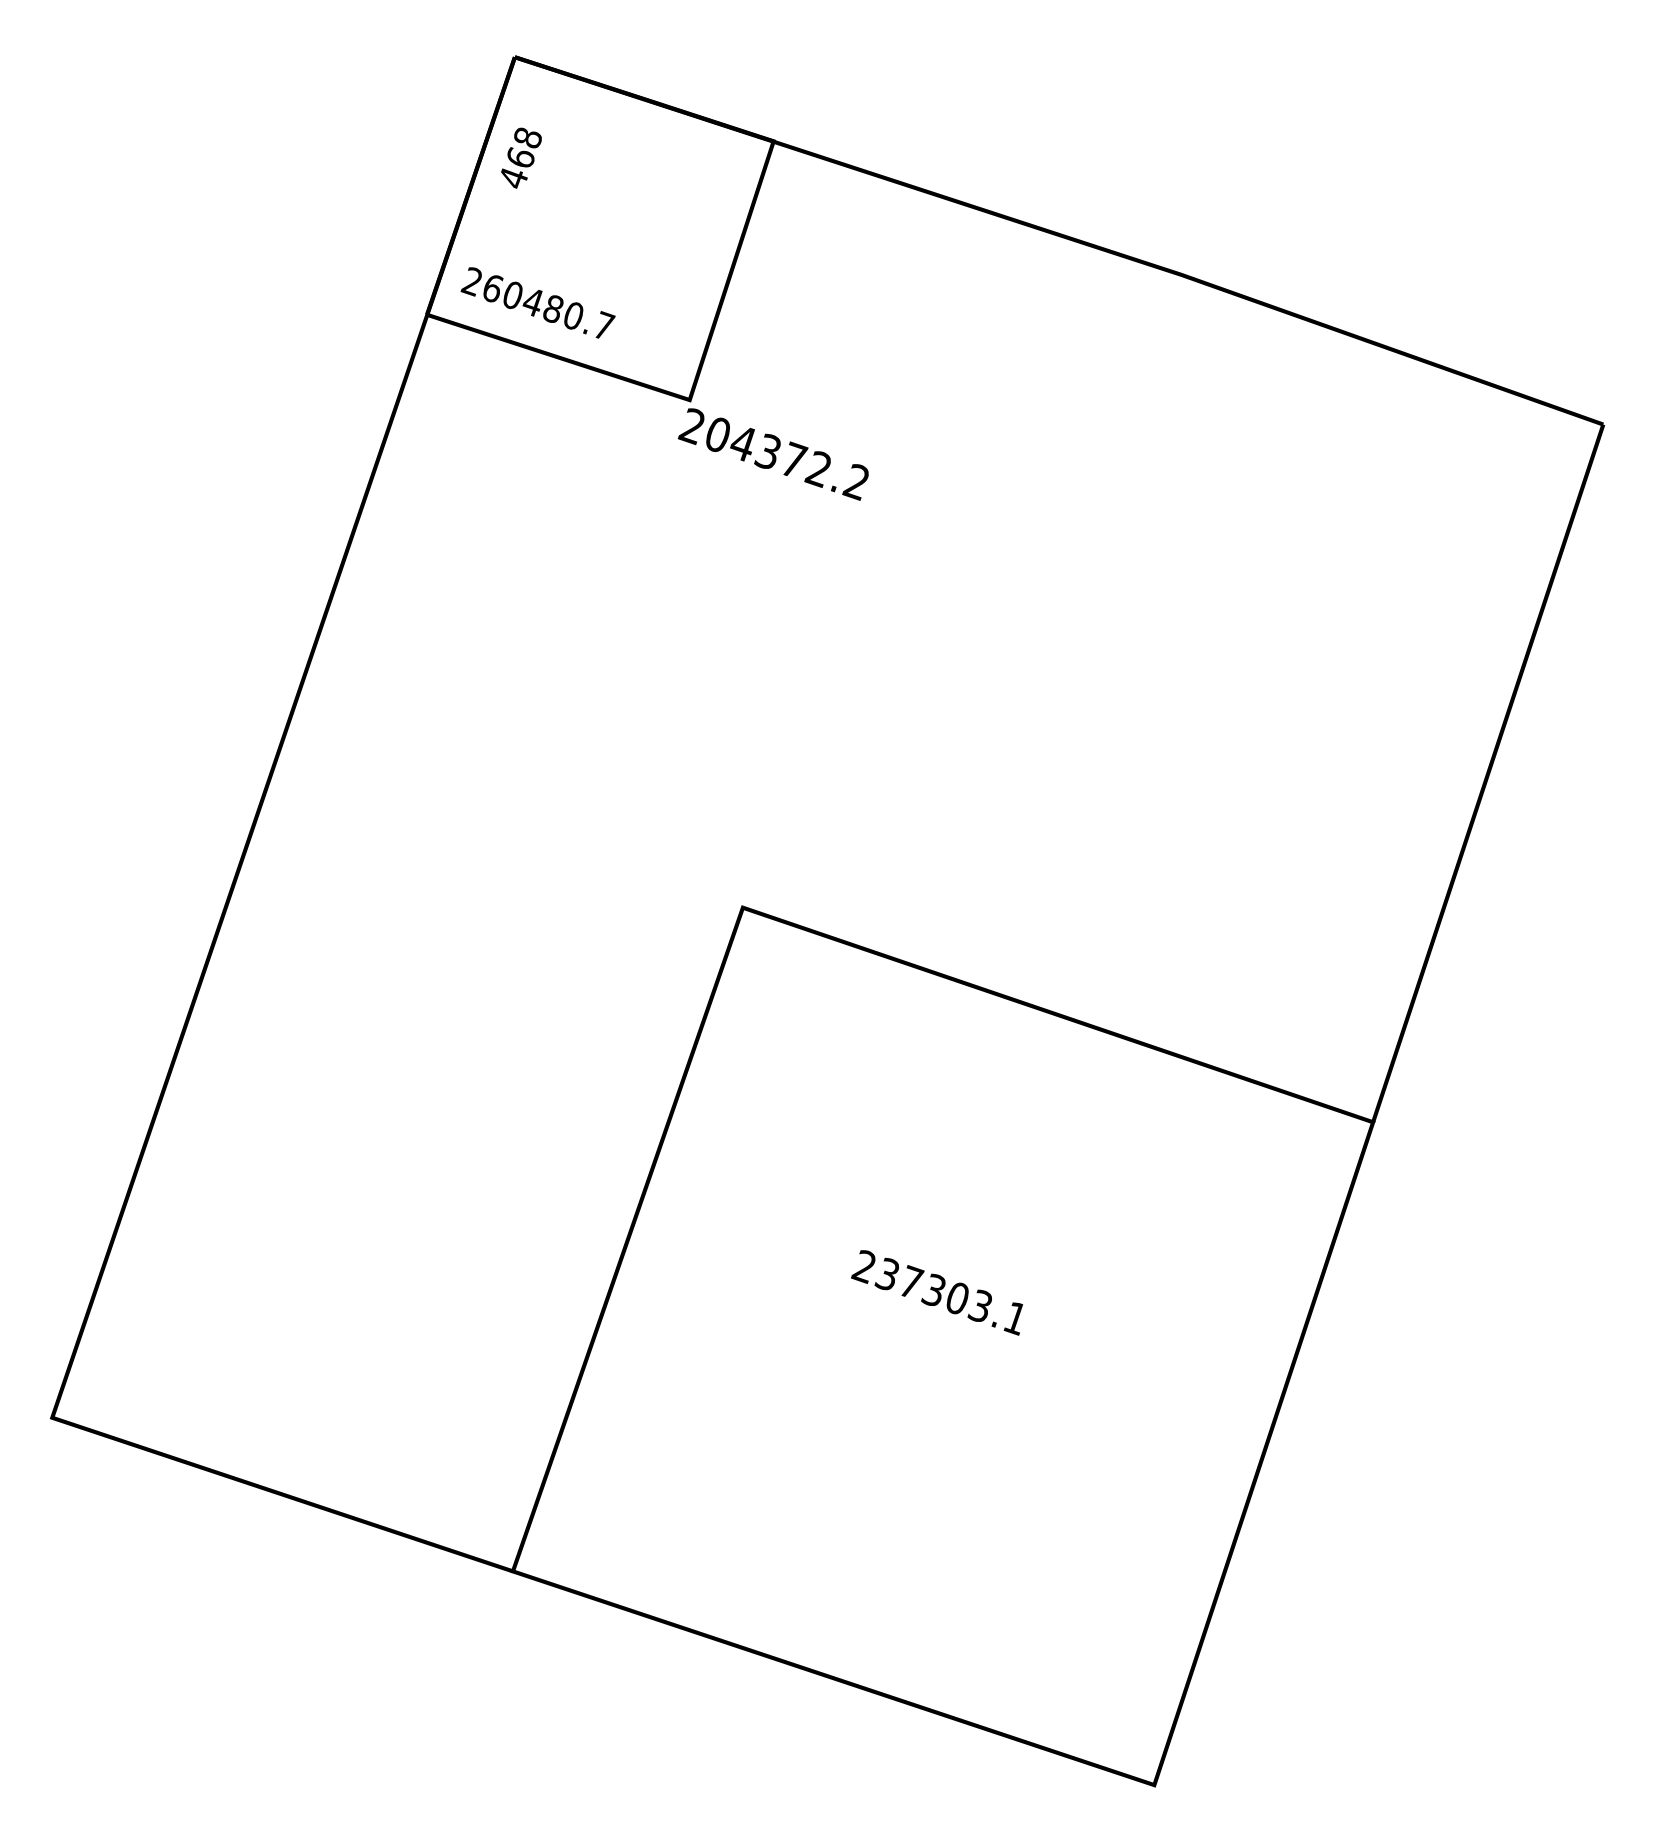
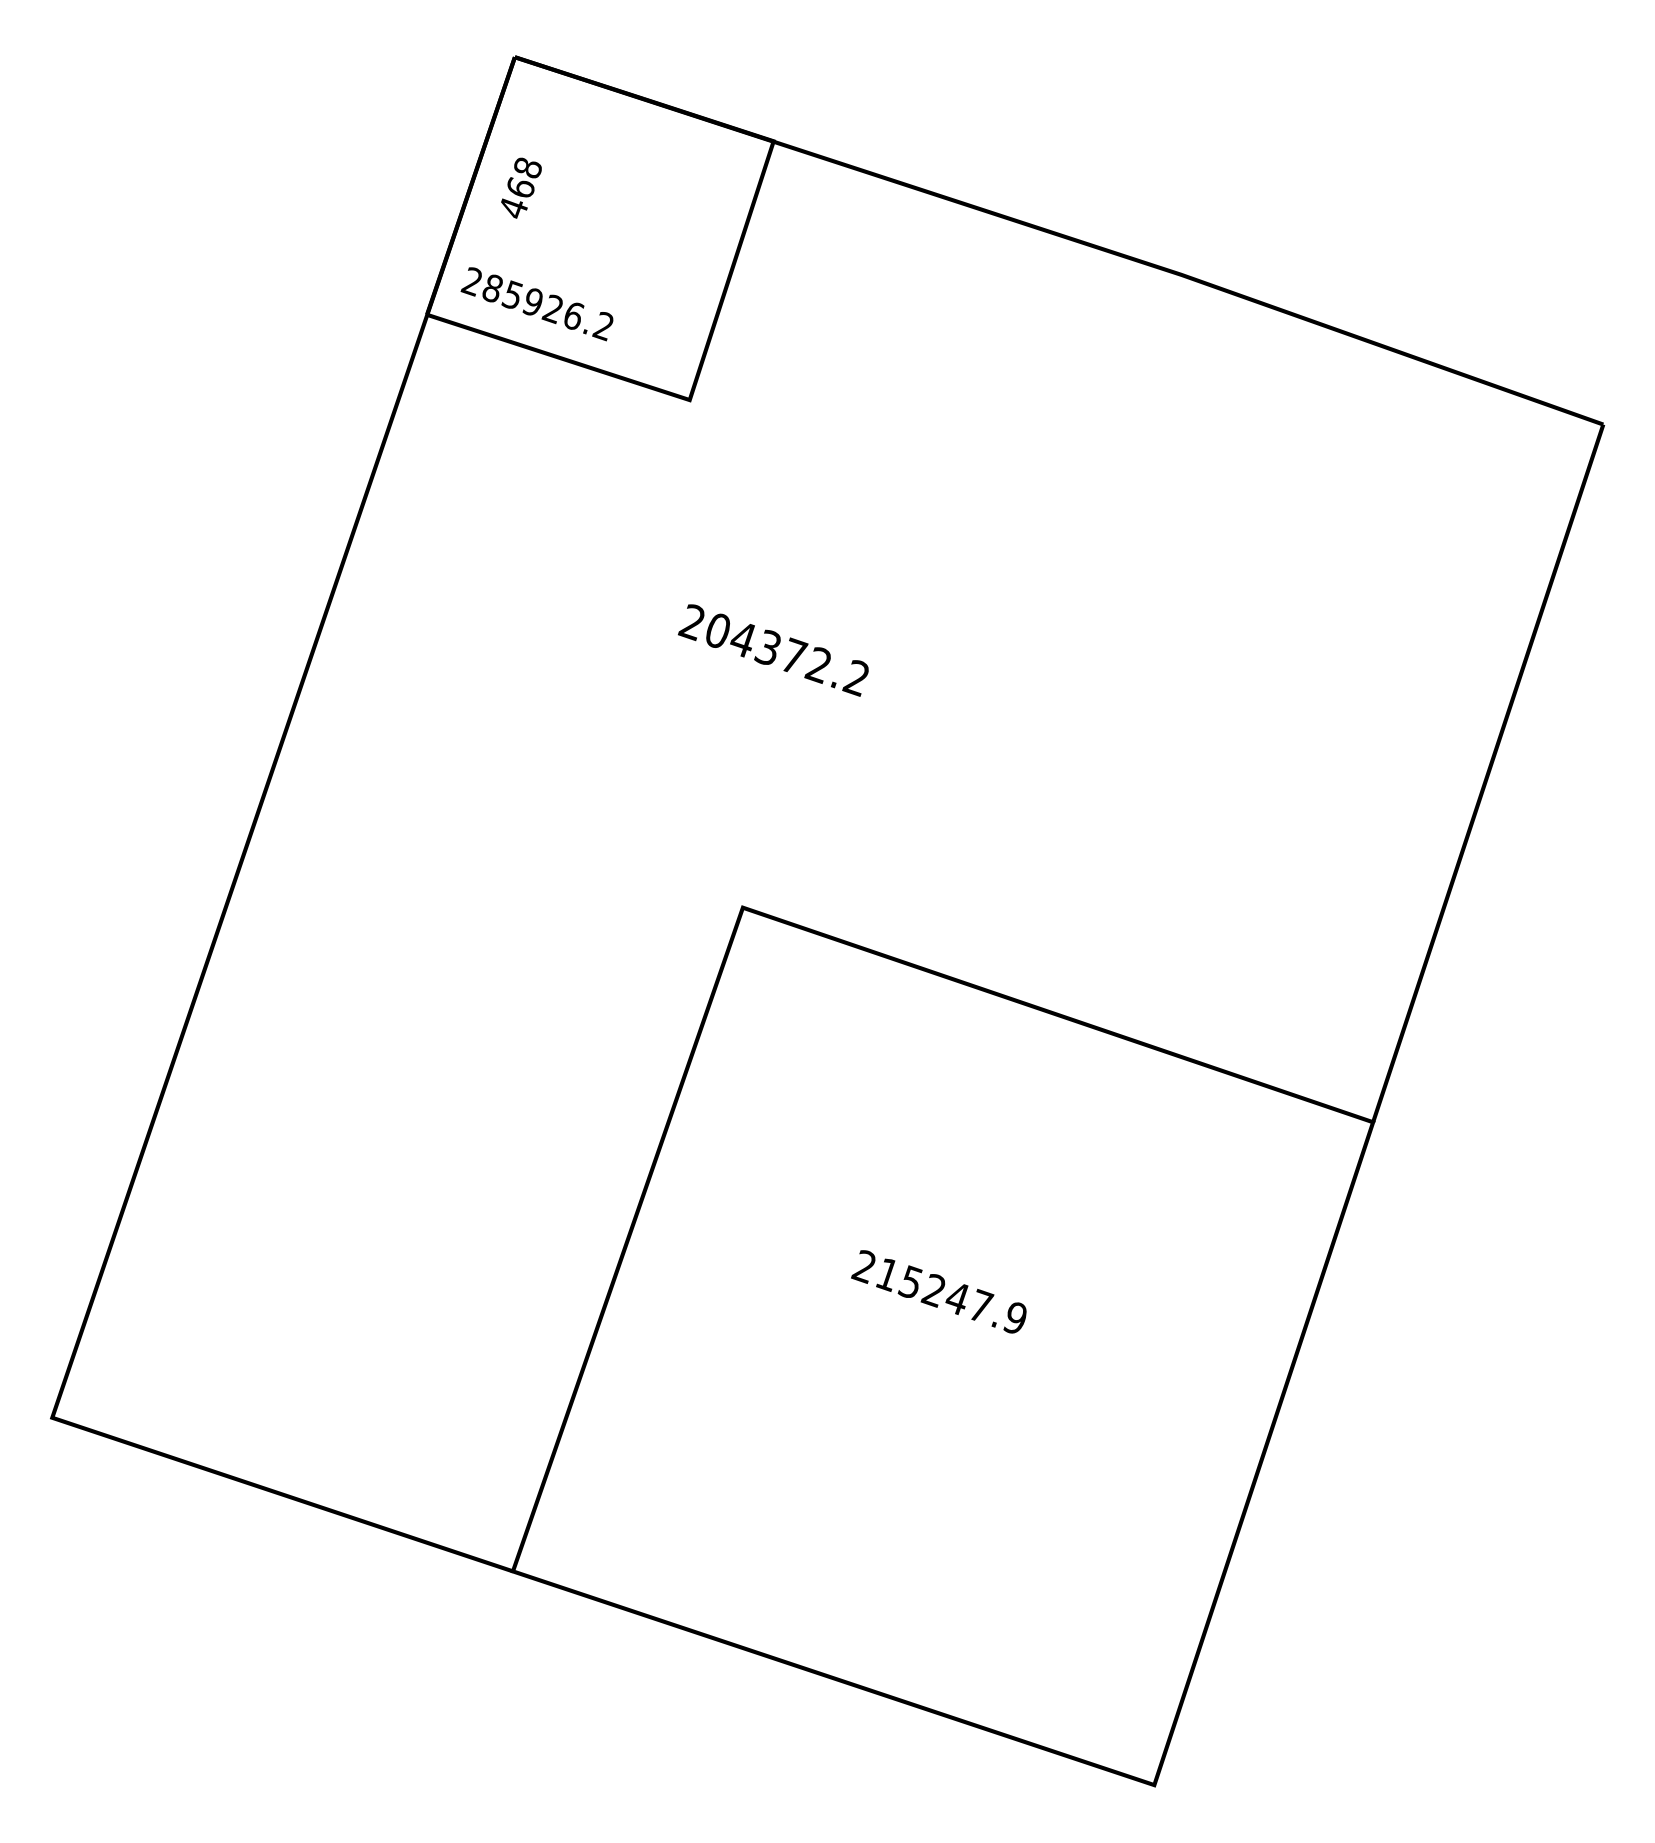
text position: (521, 157) -> (521, 187) (521, 187)
text: 260480.7 -> 285926.2 (548, 307)
text position: (772, 454) -> (772, 650) (772, 650)
text: 237303.1 -> 215247.9 (950, 1296)
